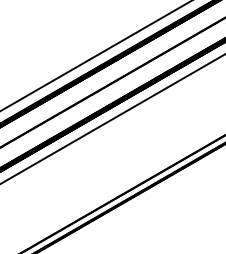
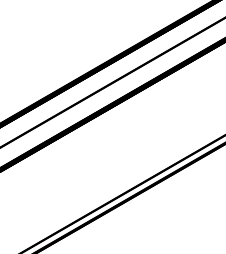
line: present -> none (95, 56)
line: present -> none (112, 118)
